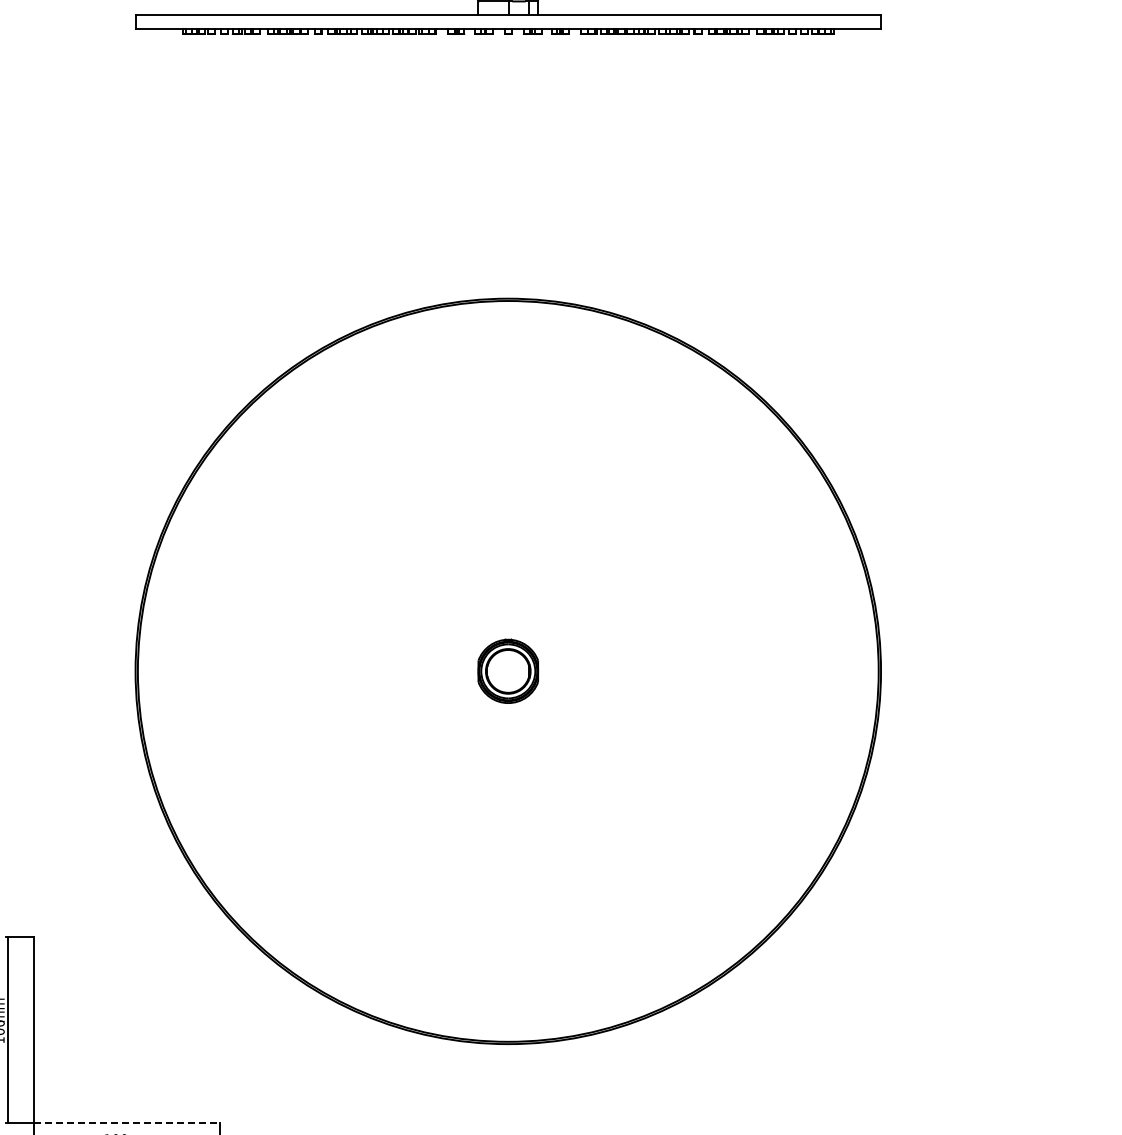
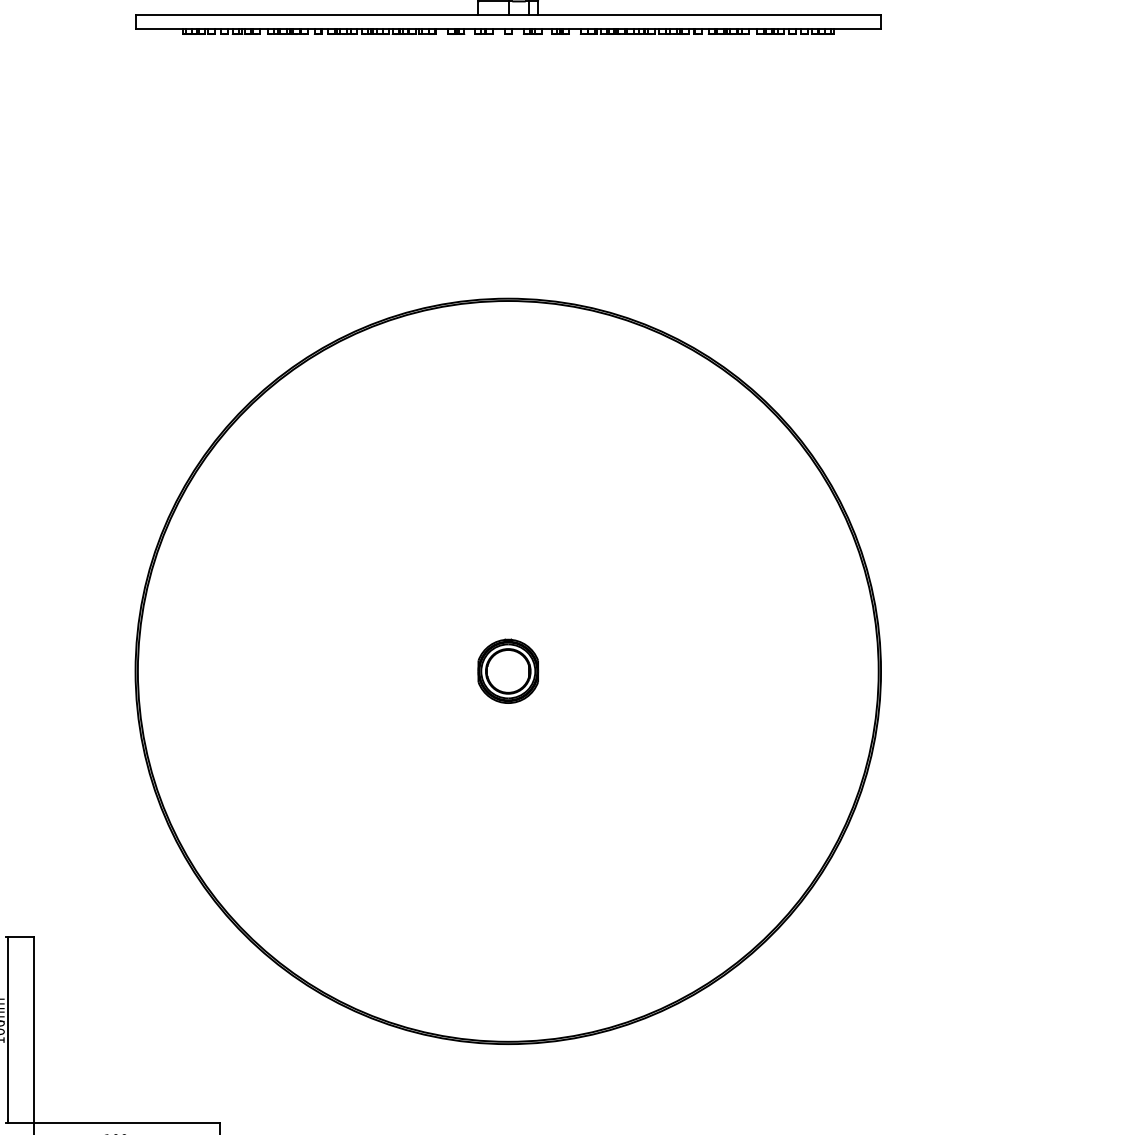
line: dashed -> solid (127, 1123)
